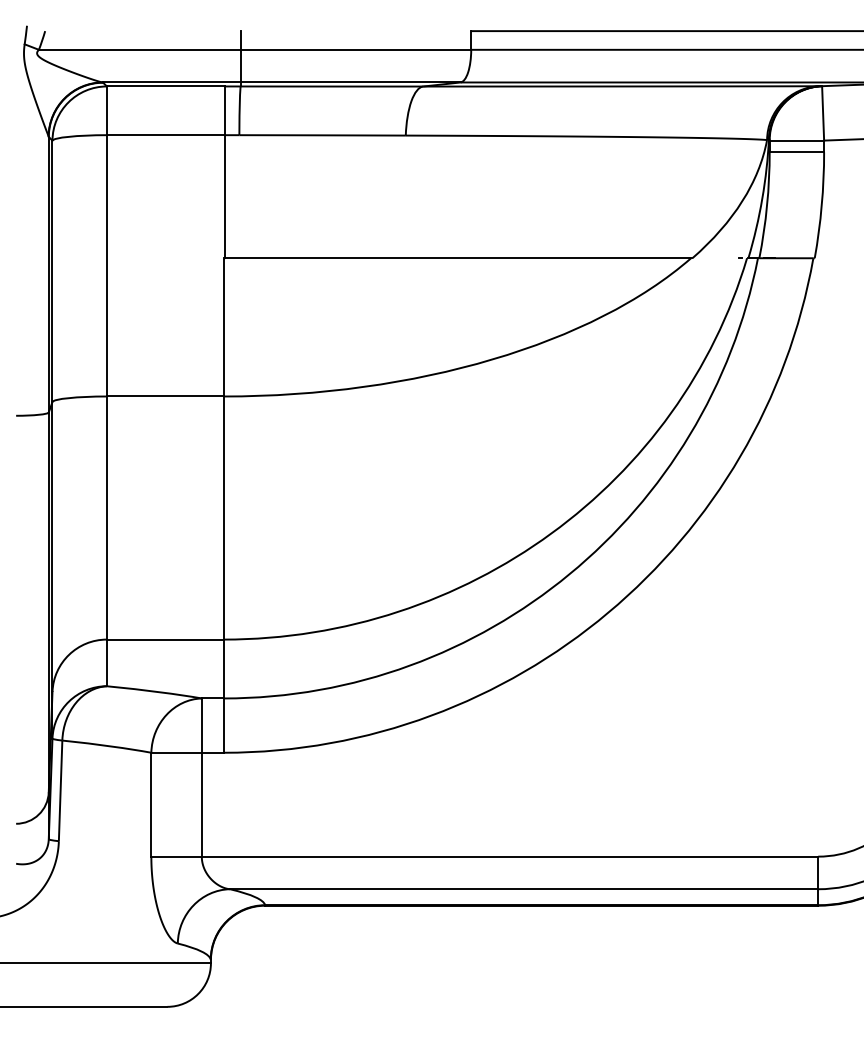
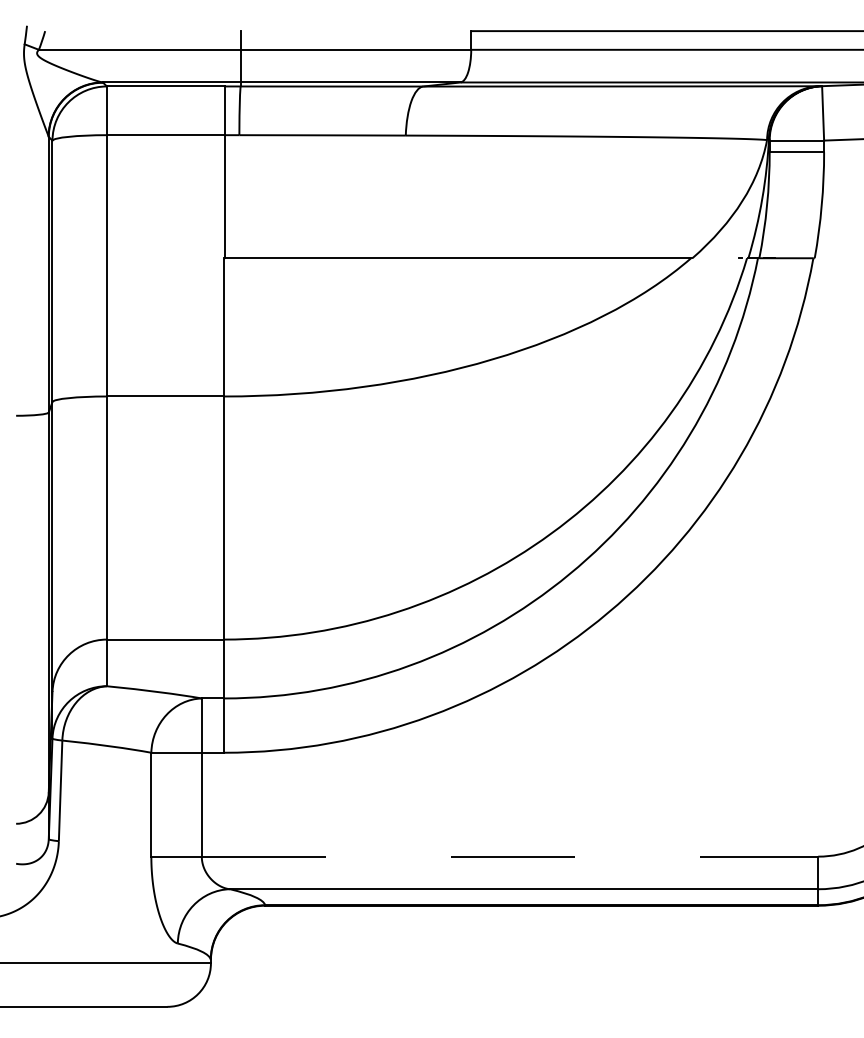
line: solid -> dashed (510, 856)
